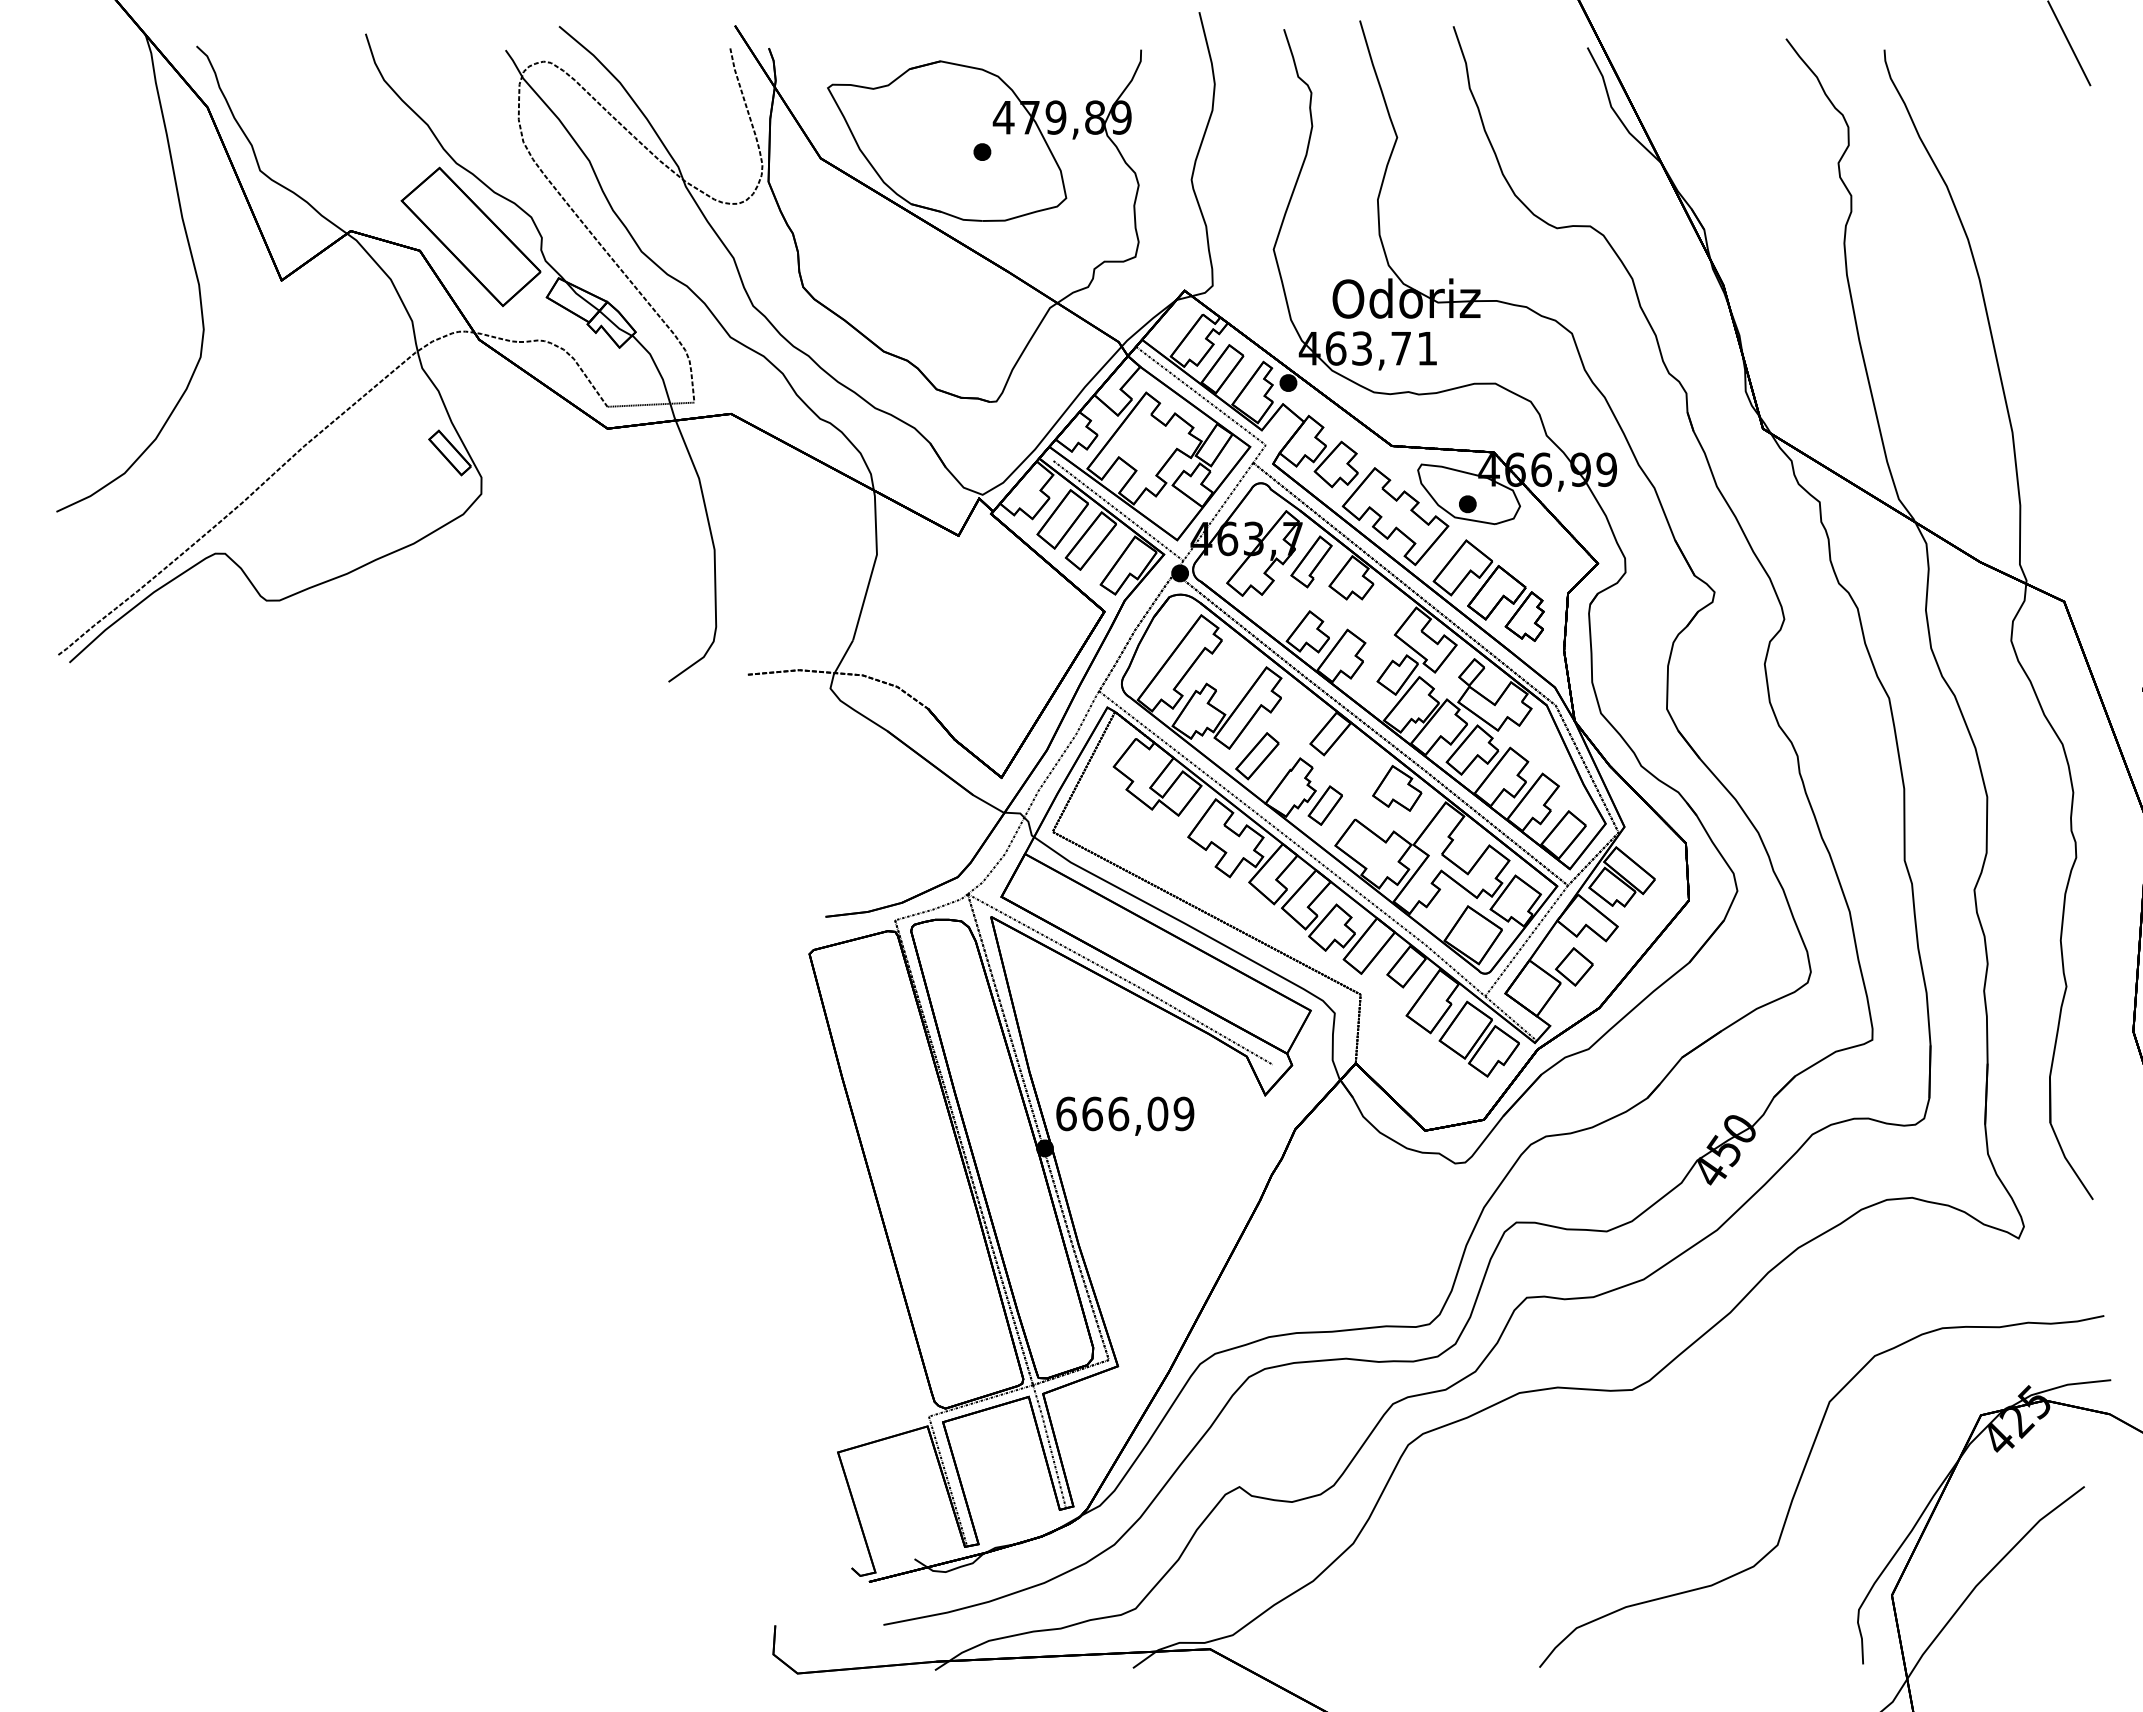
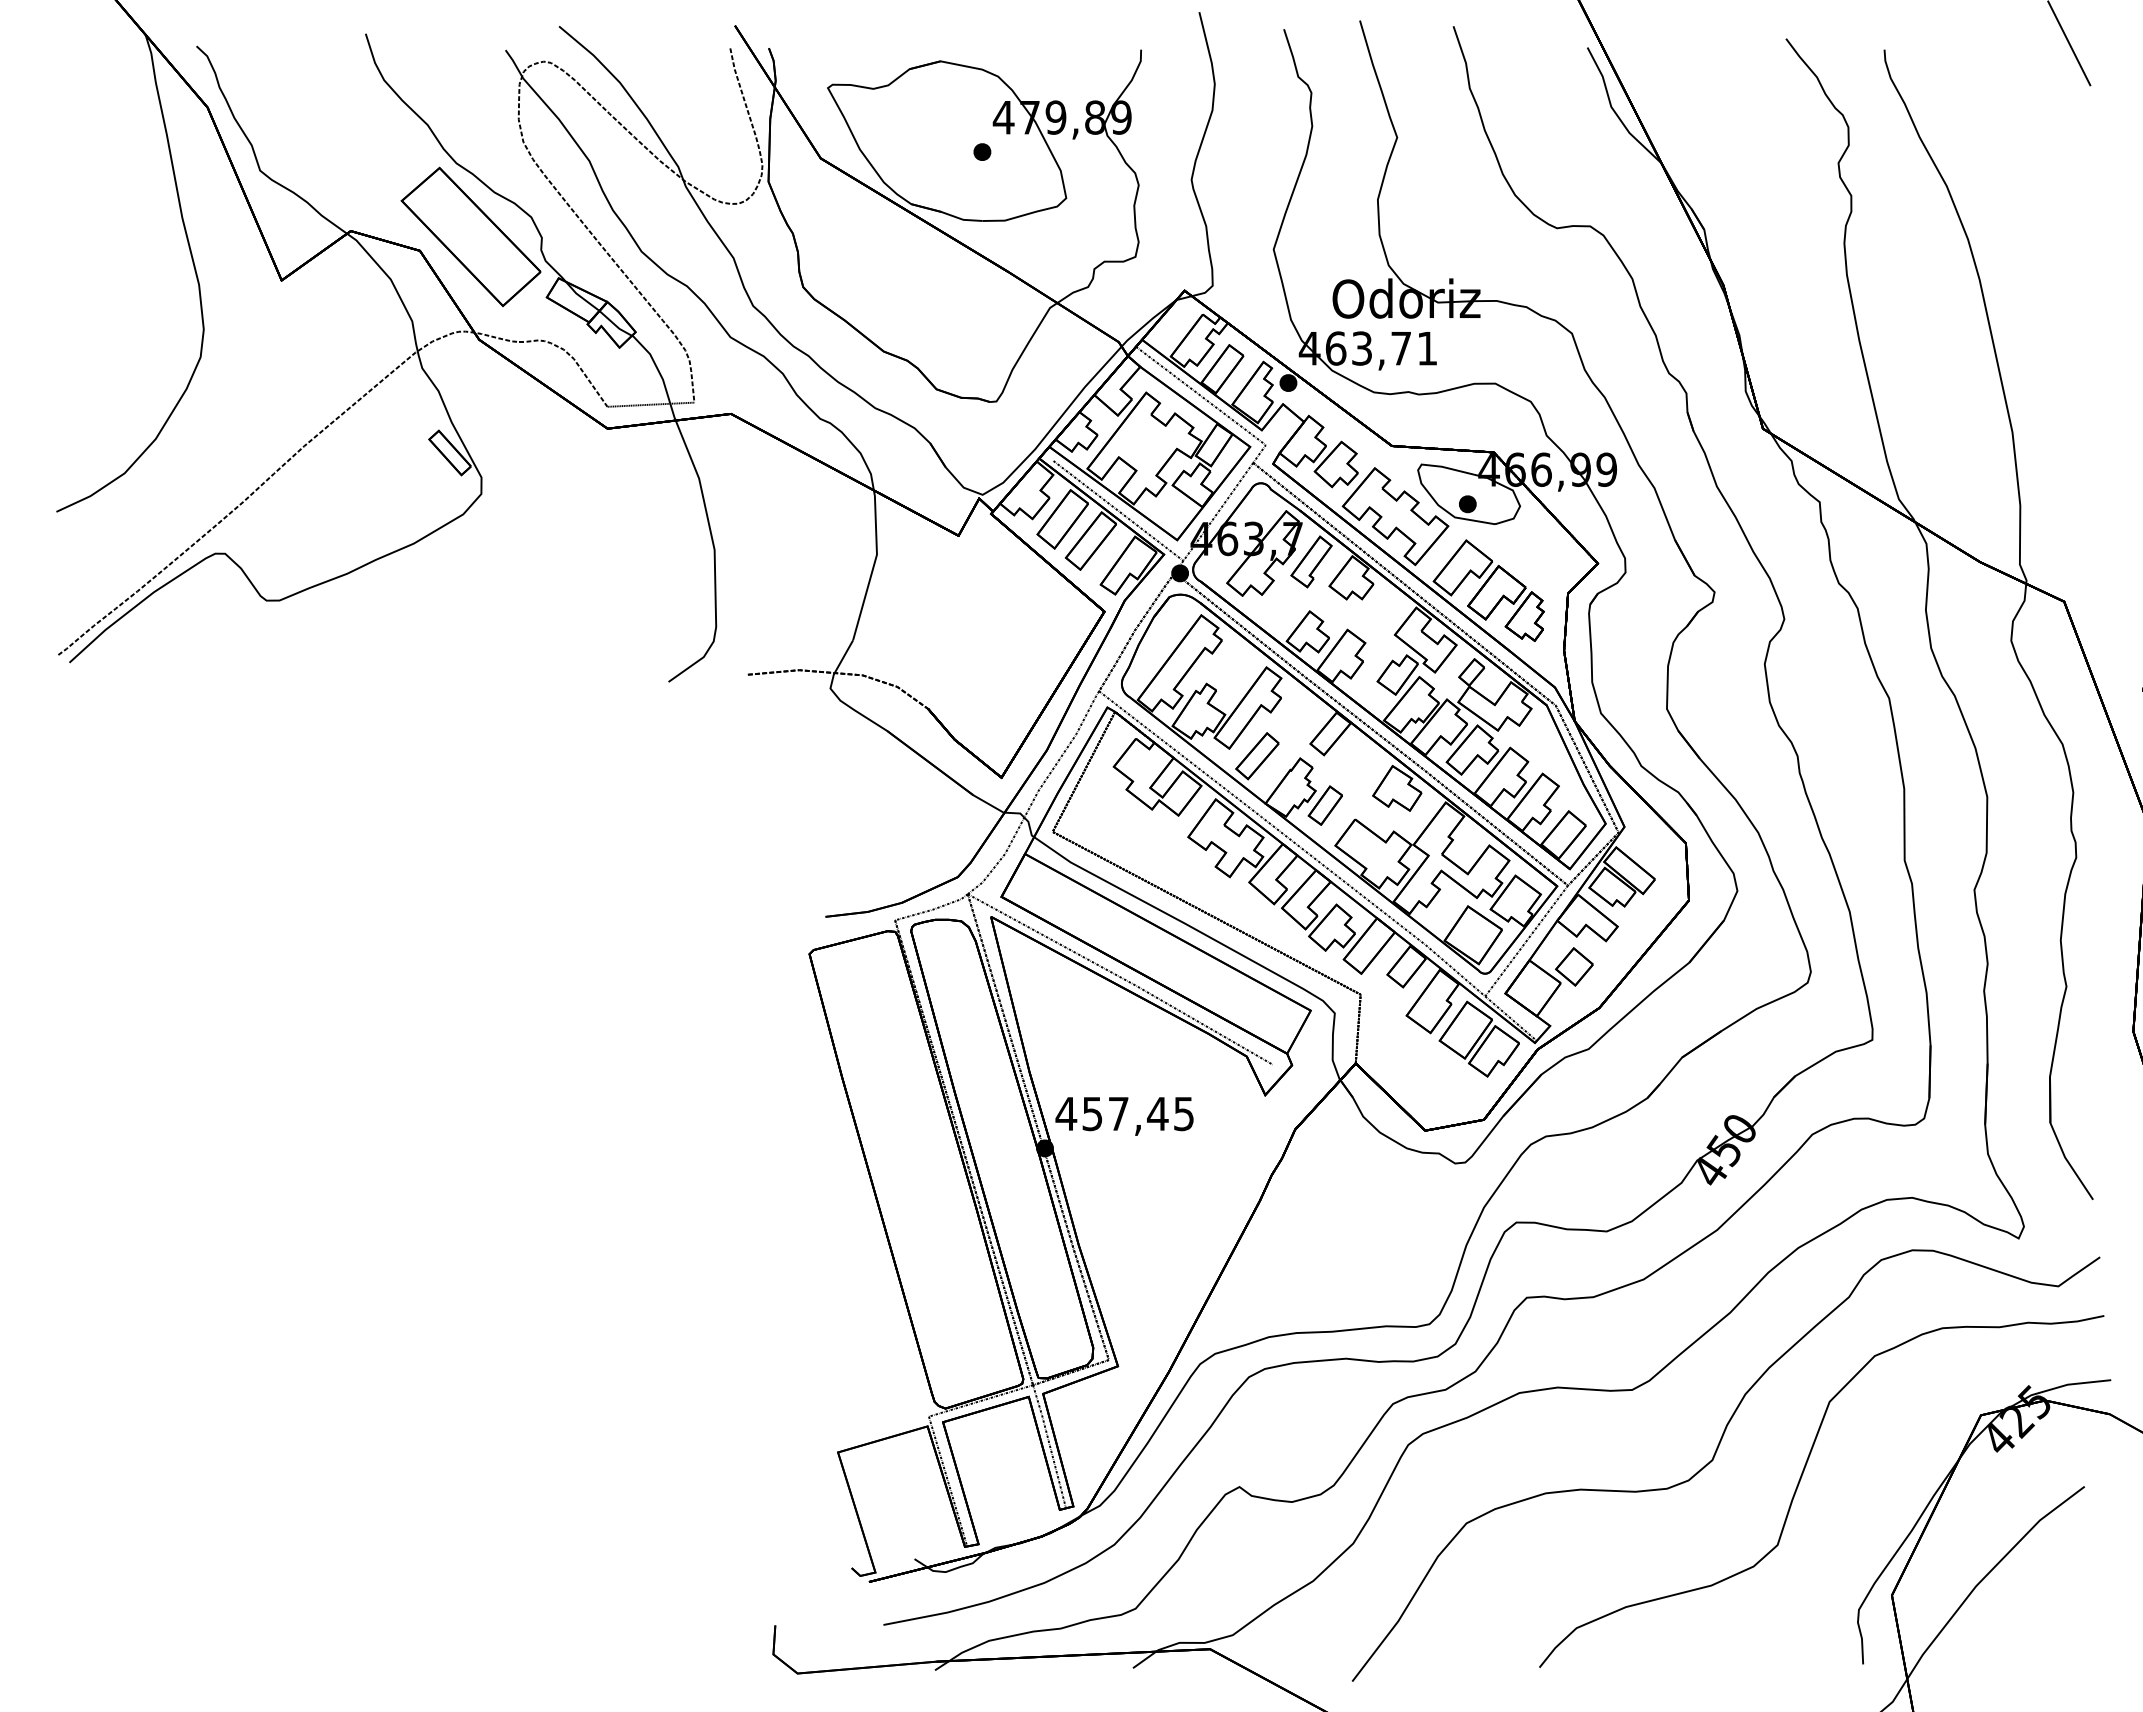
text: 666,09 -> 457,45 (1124, 1113)
curve: none -> present (1713, 1460)
